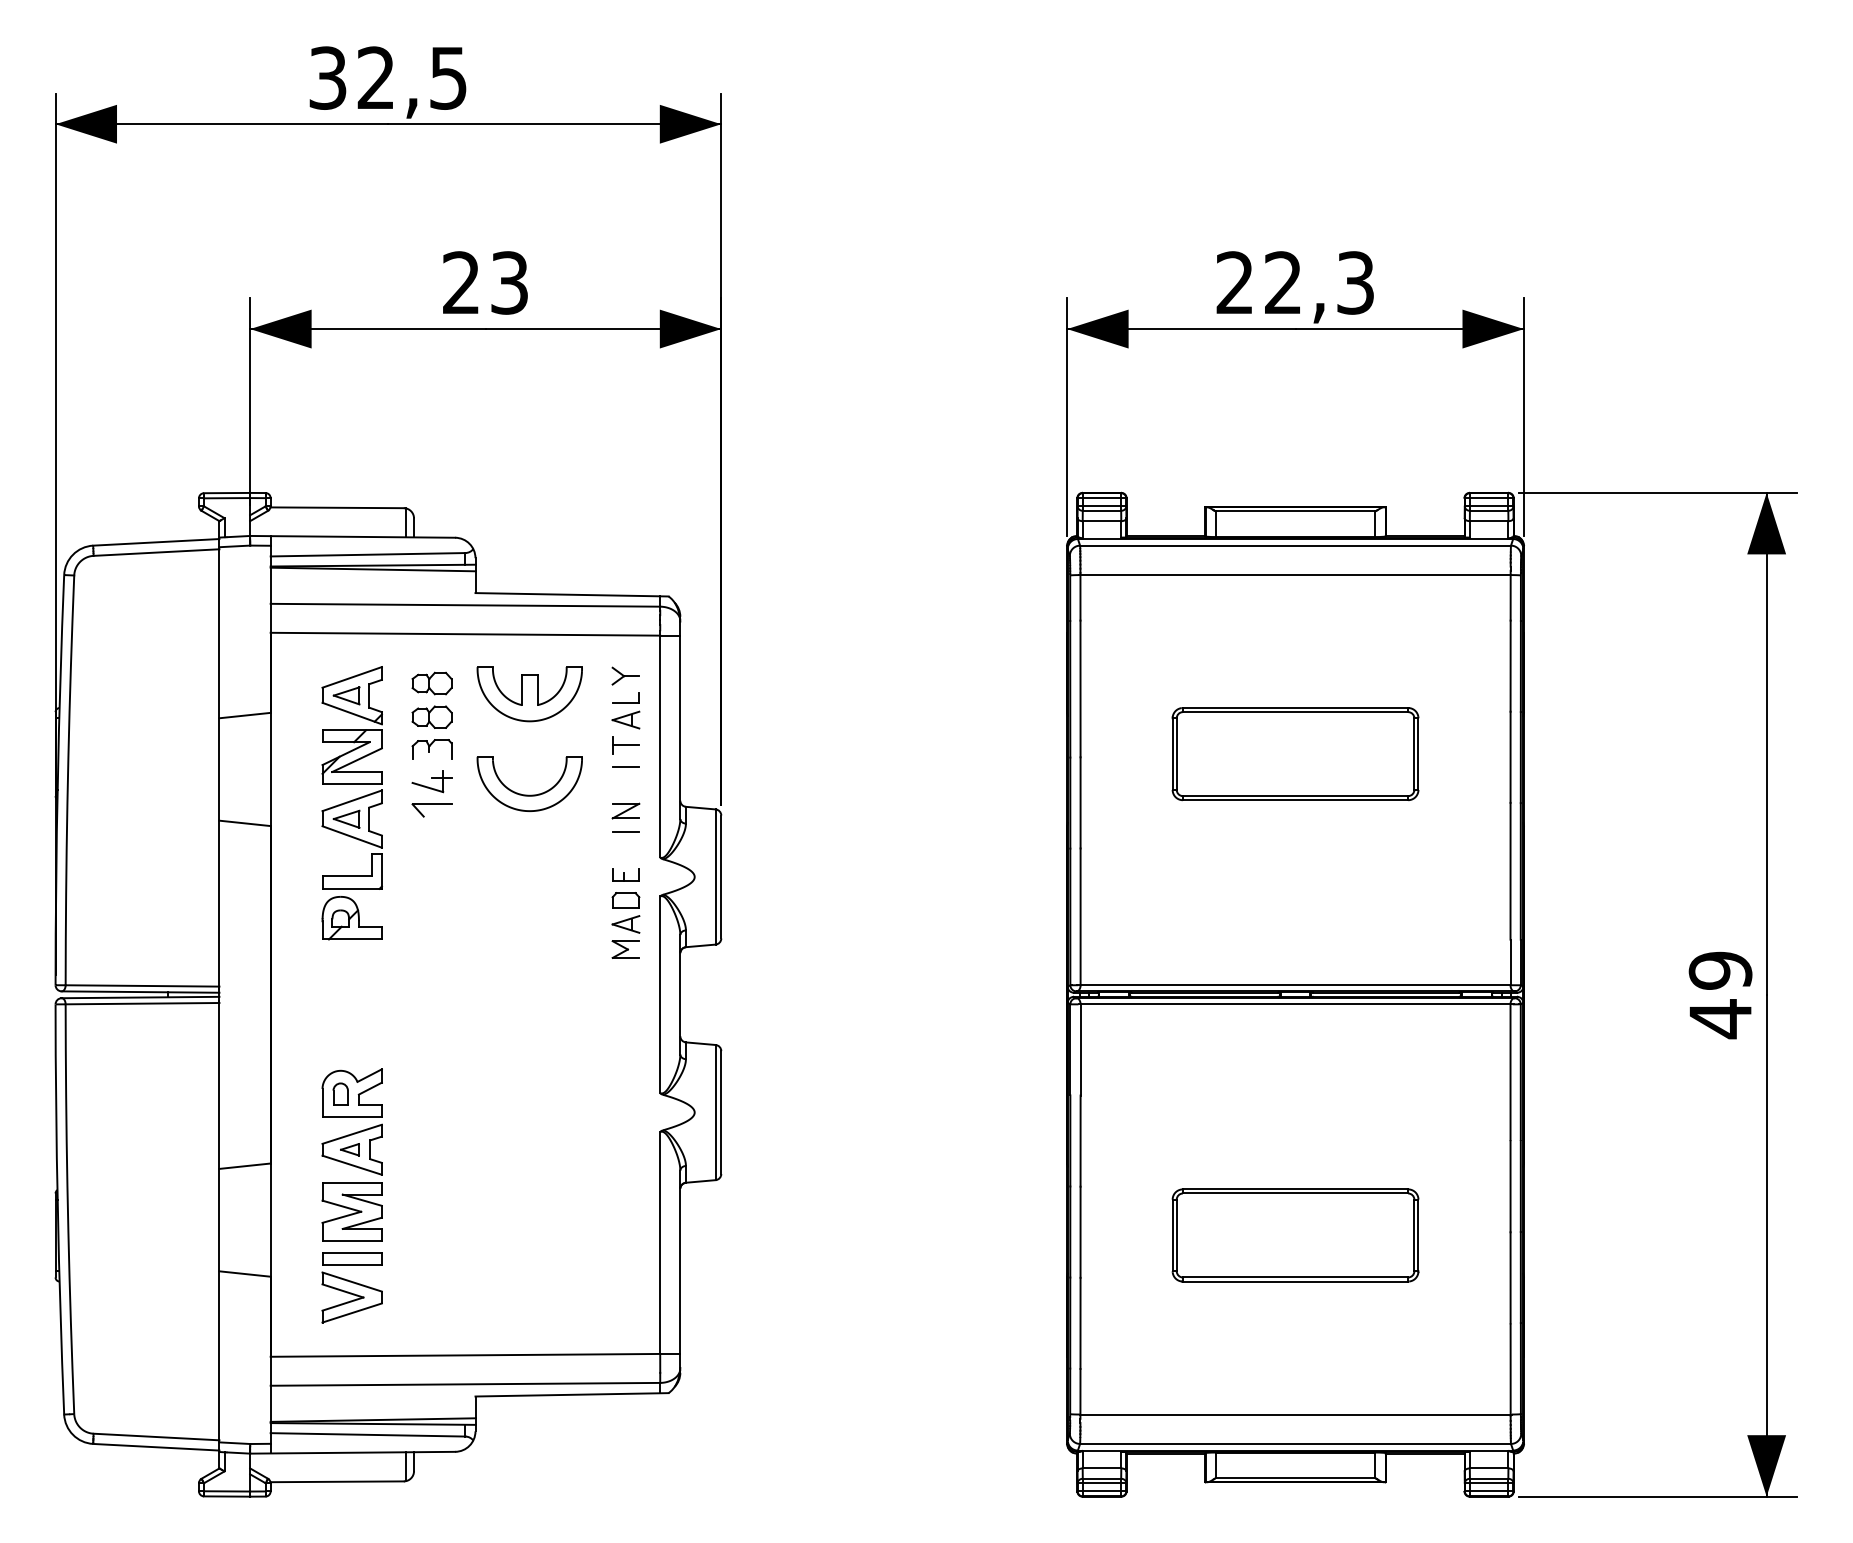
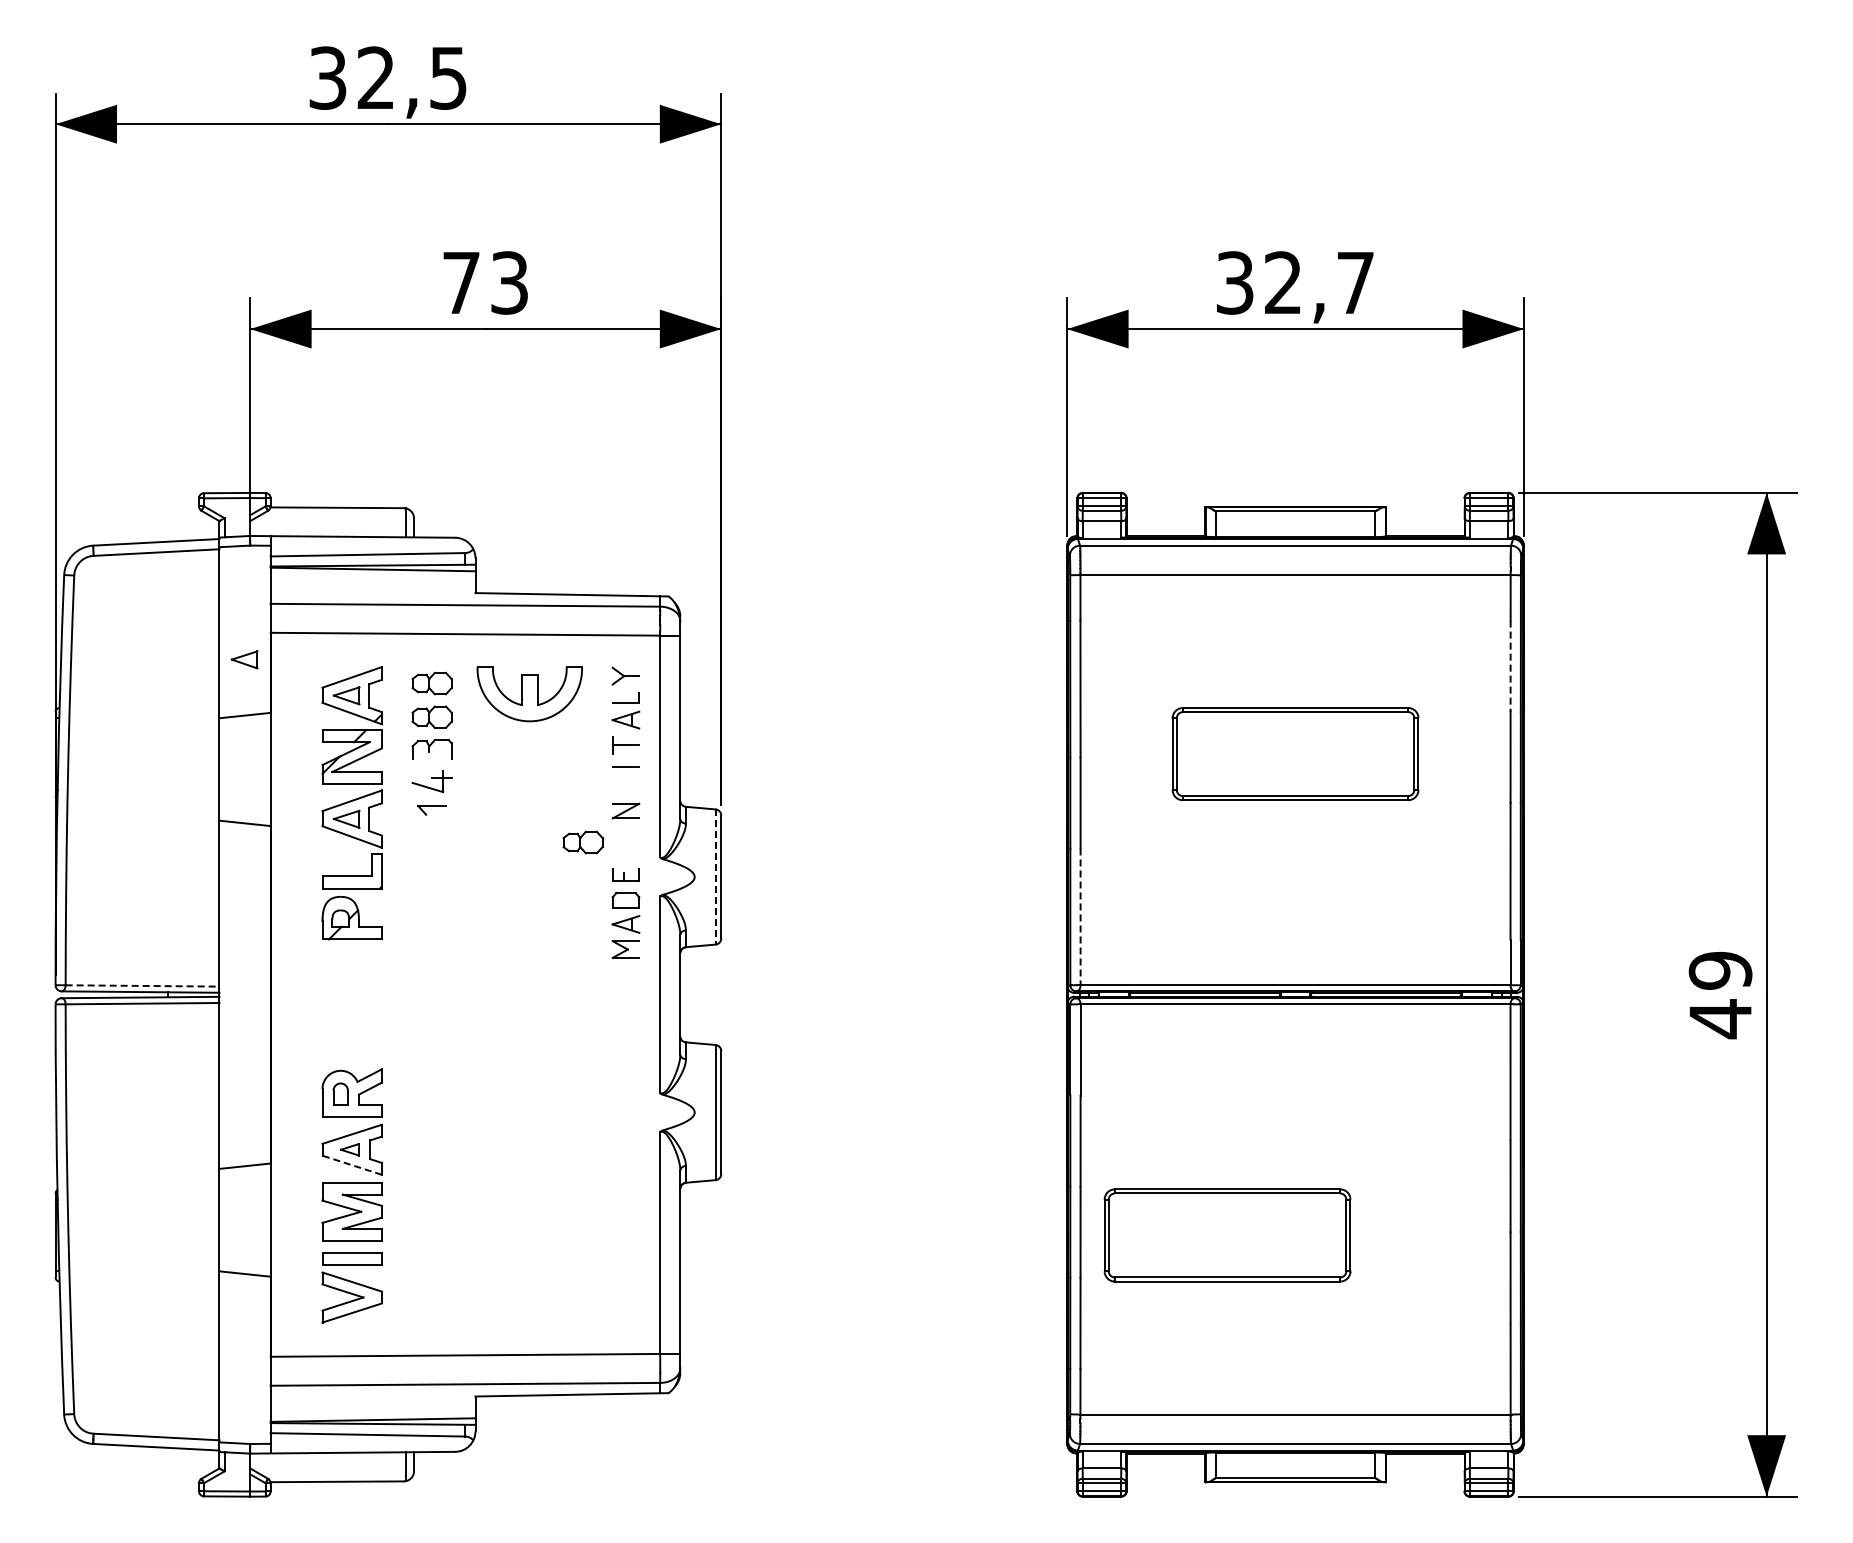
text: 23 -> 73 (461, 282)
text: 22,3 -> 32,7 (1294, 282)
part: none -> present (244, 659)
line: solid -> dashed (1510, 666)
part: present -> none (529, 794)
part size: 42x15 px -> 30x11 px (431, 810)
line: present -> none (625, 831)
part: none -> present (582, 842)
line: solid -> dashed (715, 877)
line: solid -> dashed (1080, 917)
line: solid -> dashed (142, 985)
line: solid -> dashed (351, 1165)
part position: (1295, 1235) -> (1227, 1235) (1227, 1235)
